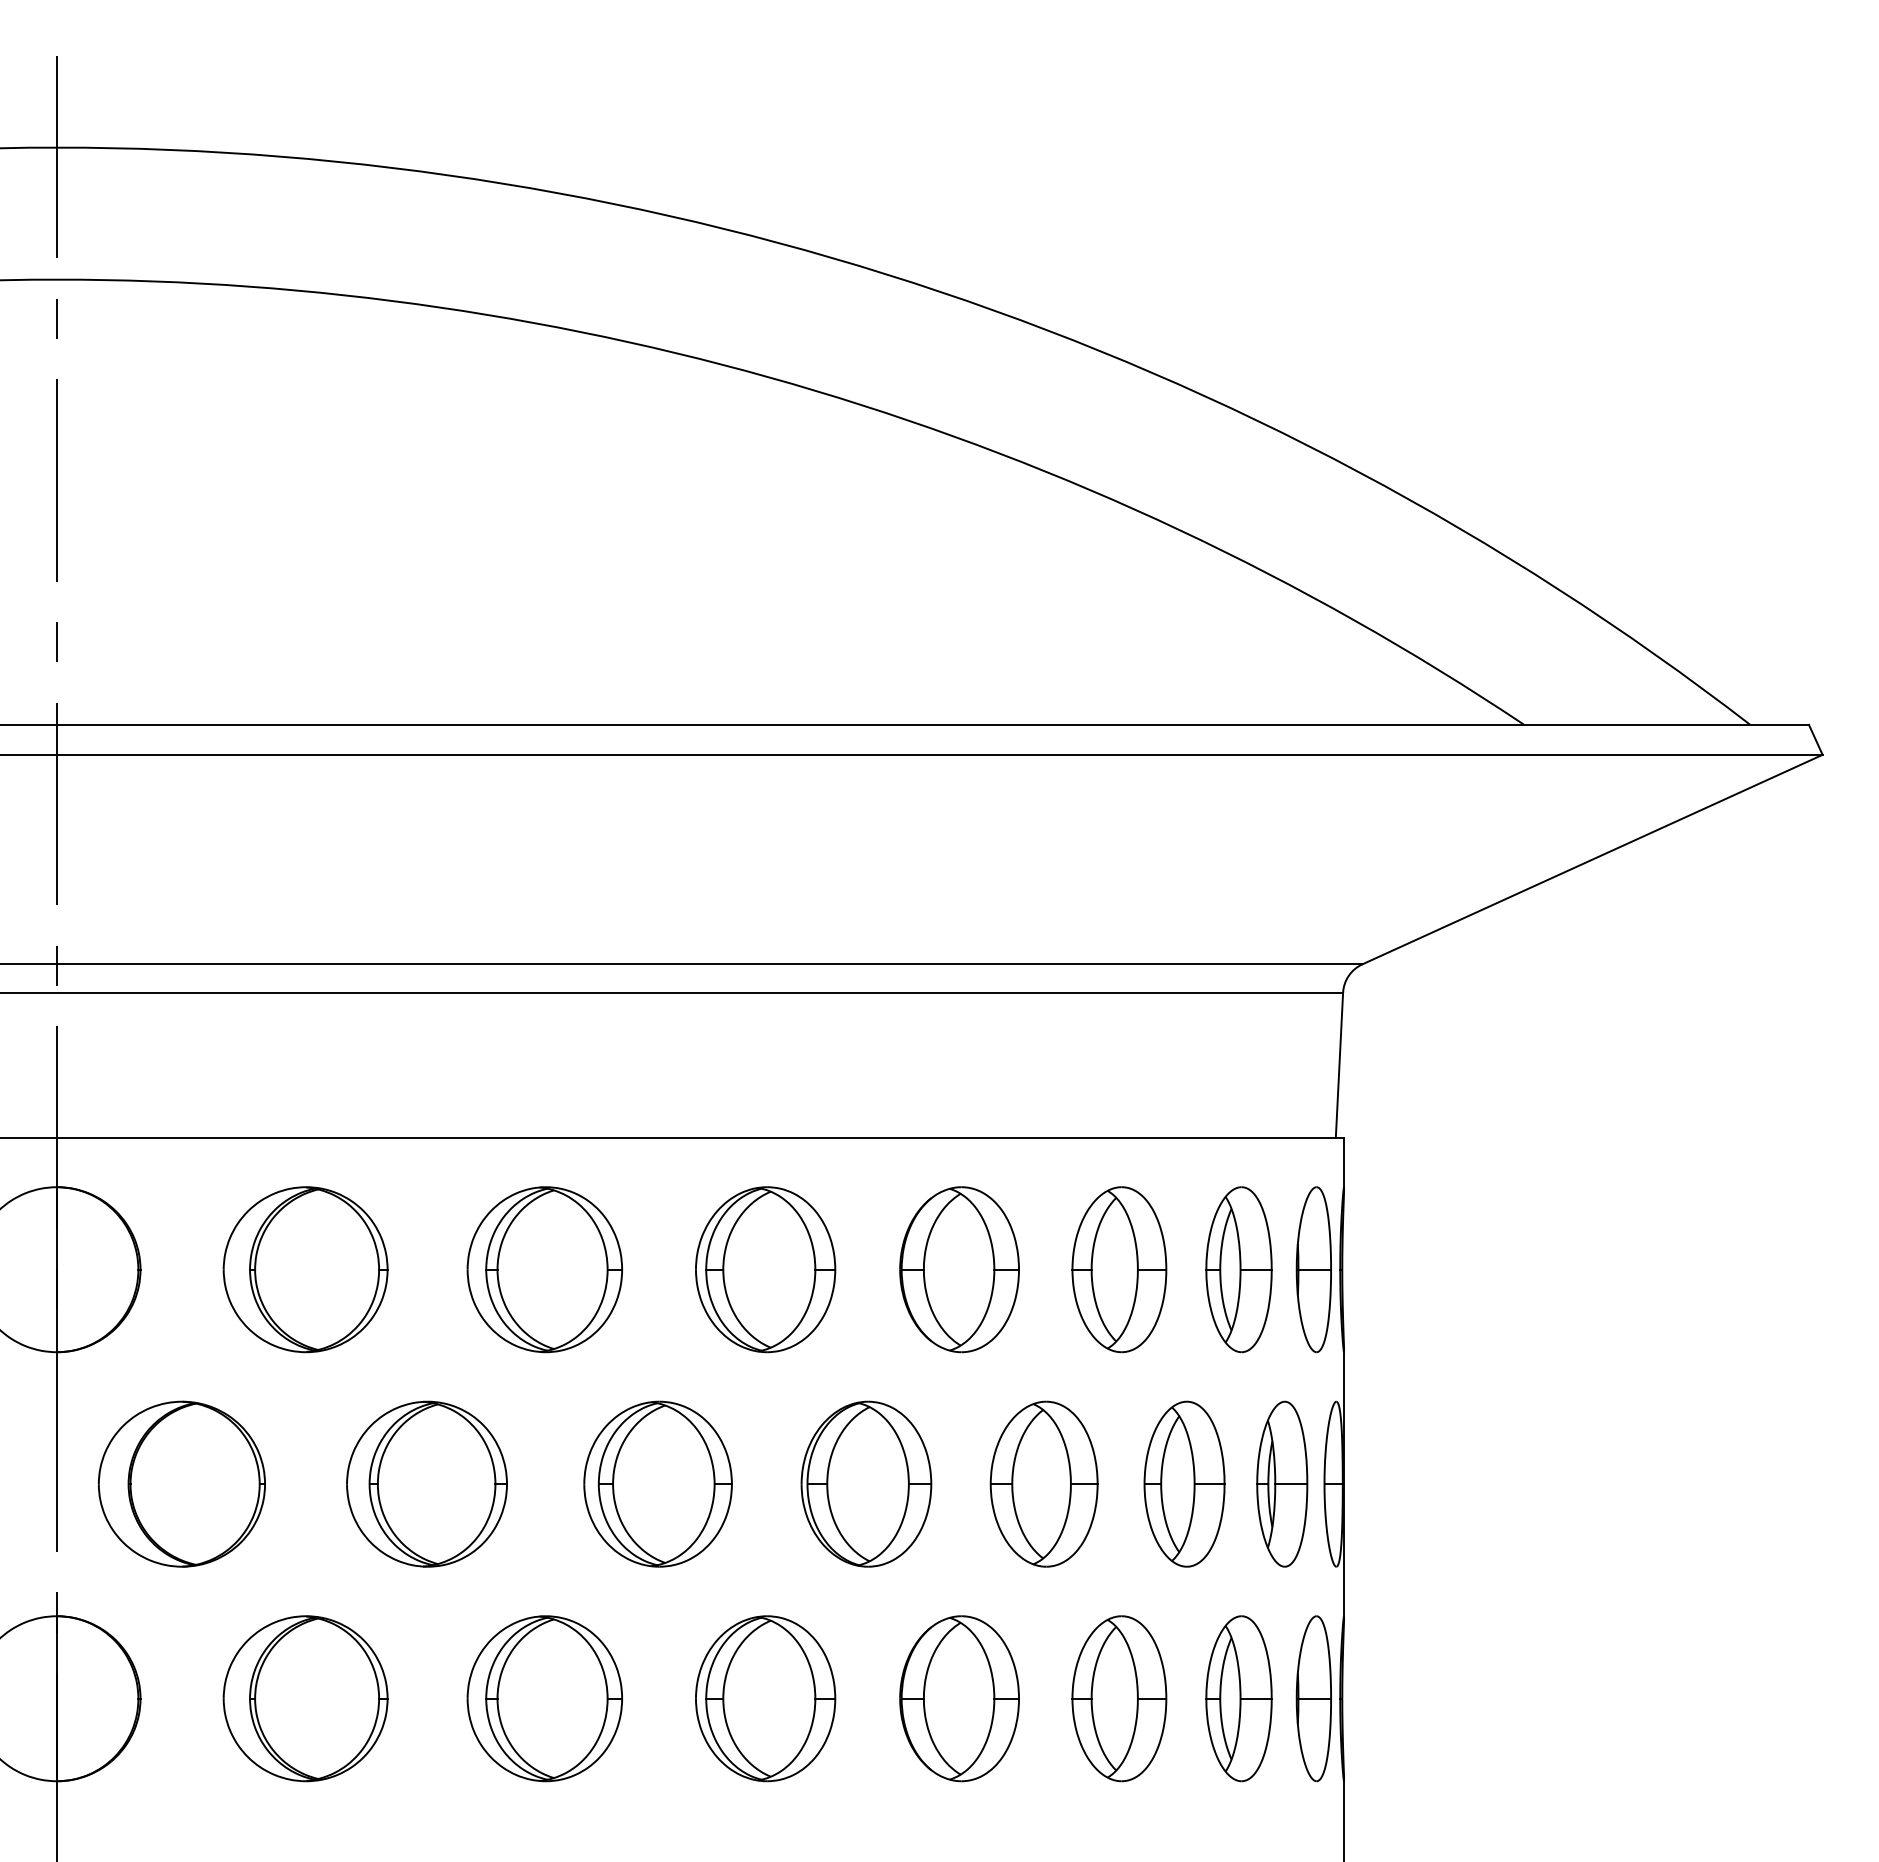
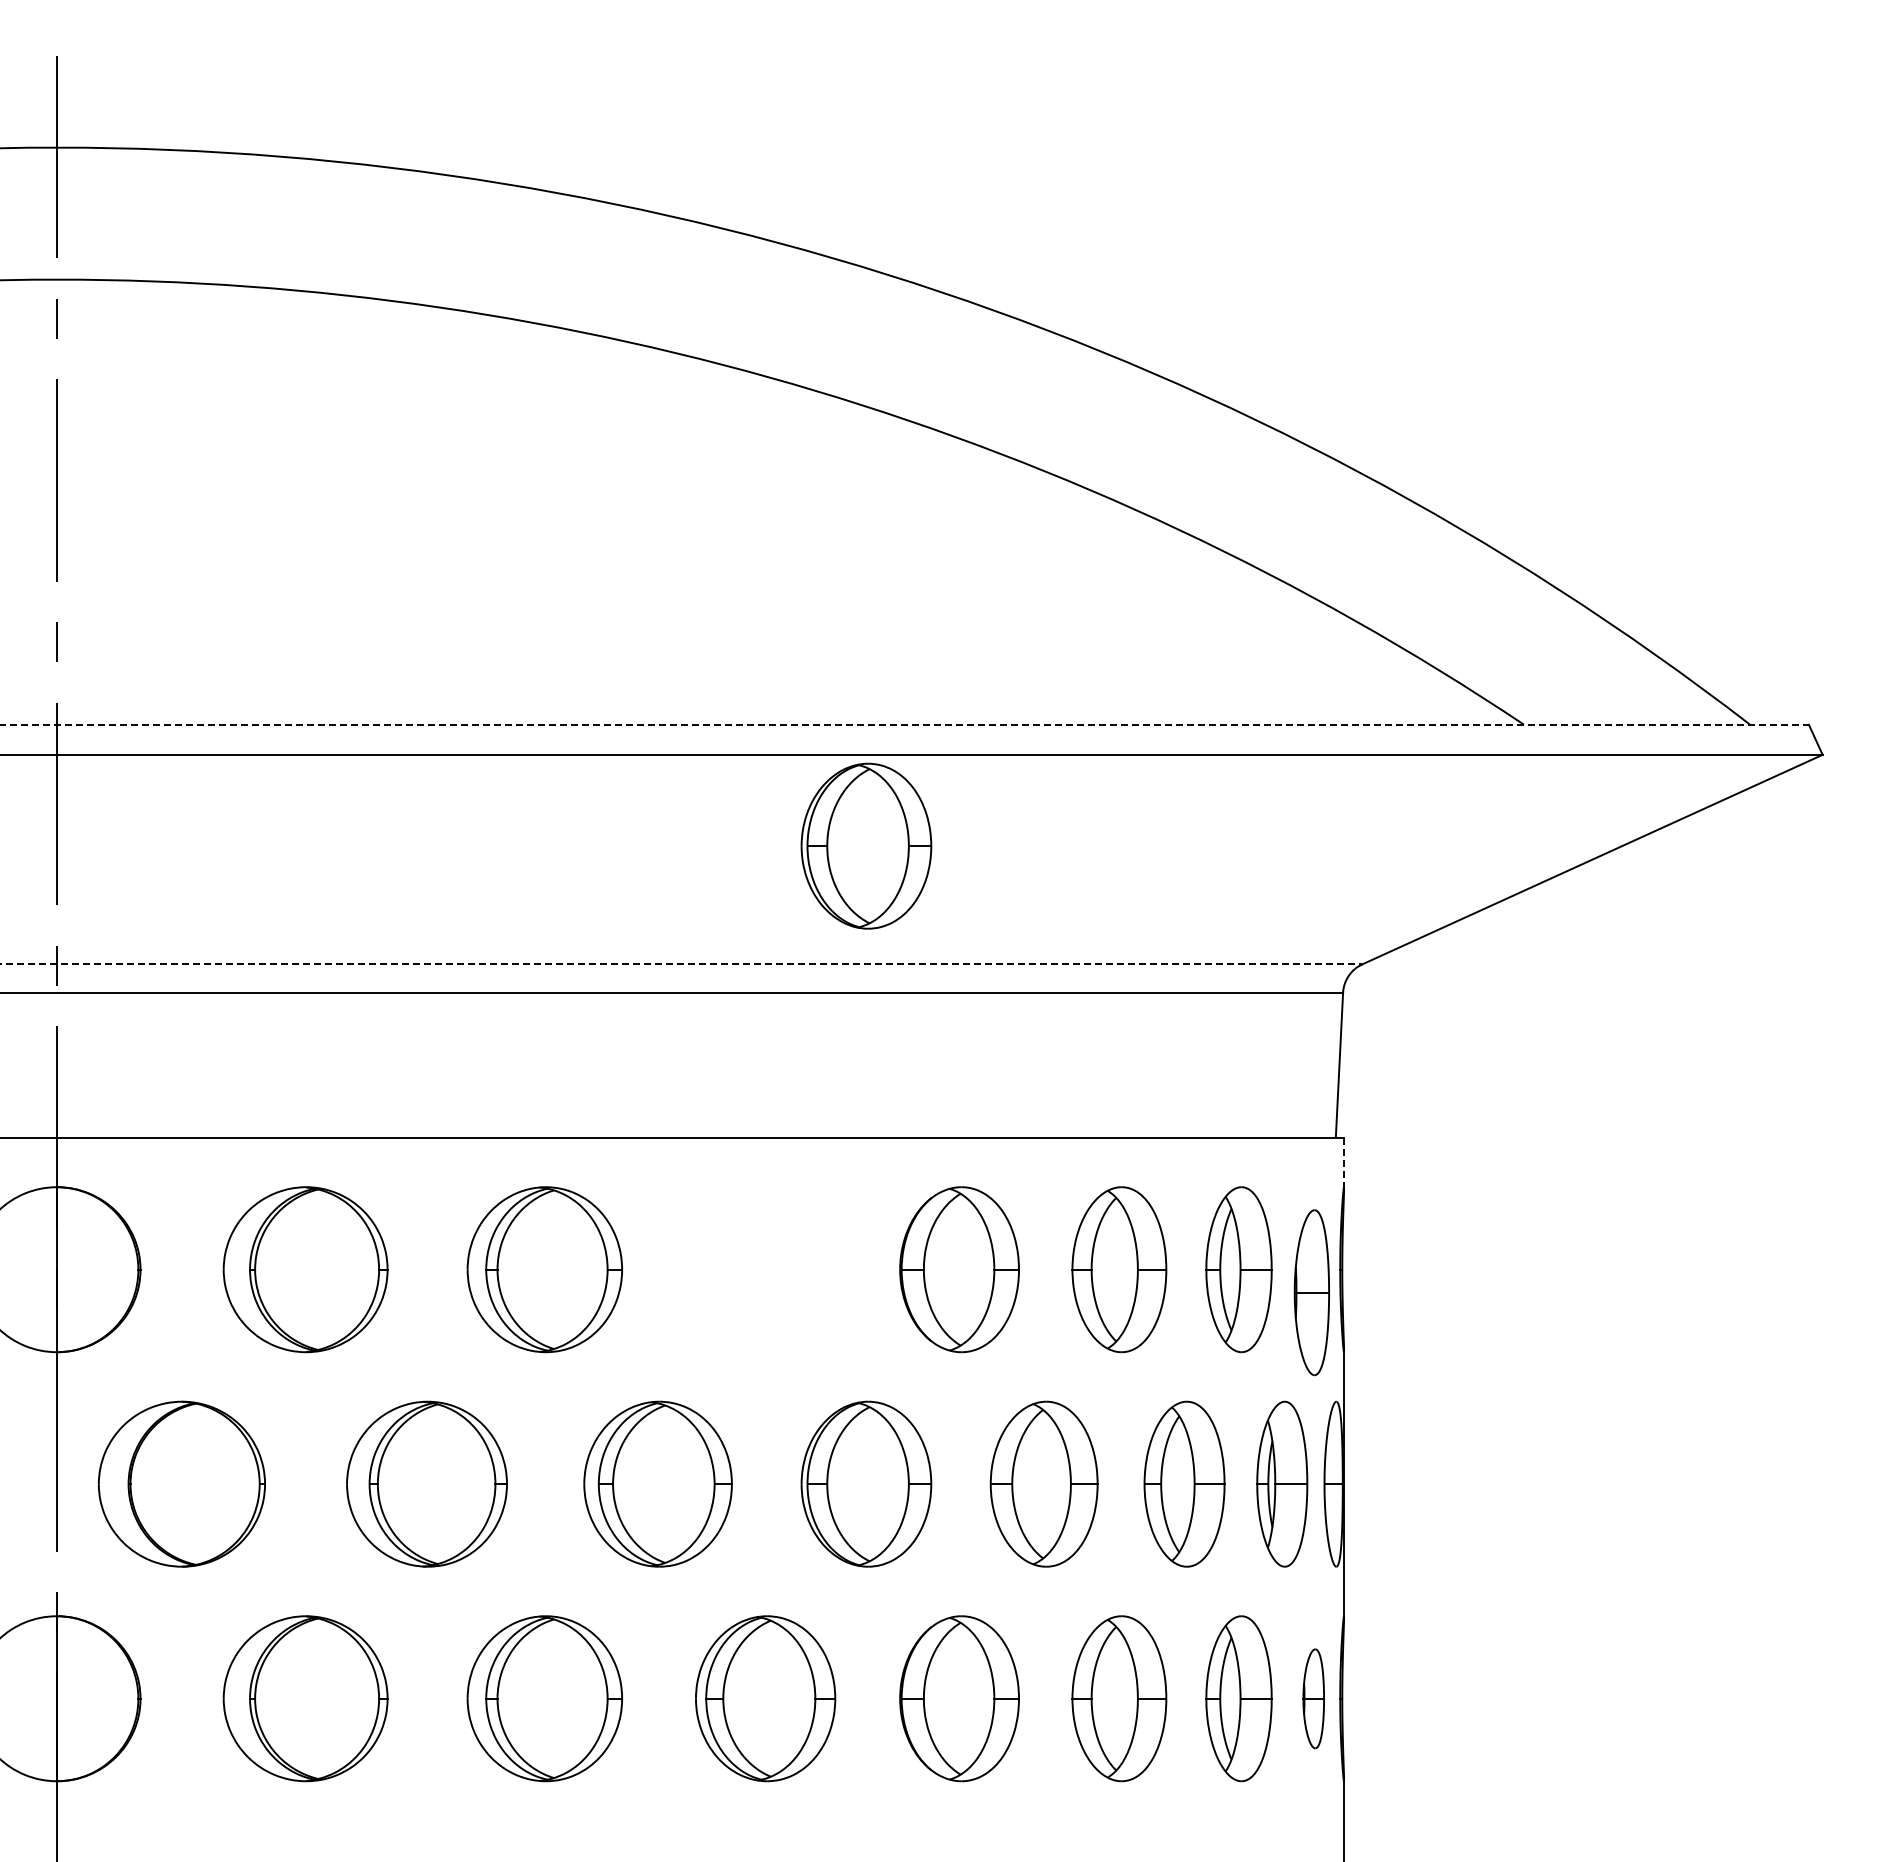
line: solid -> dashed (904, 724)
part: none -> present (866, 845)
line: solid -> dashed (681, 964)
line: solid -> dashed (1344, 1162)
part: present -> none (765, 1269)
part position: (1313, 1269) -> (1311, 1292) (1311, 1292)
part size: 37x168 px -> 23x102 px (1313, 1698)
